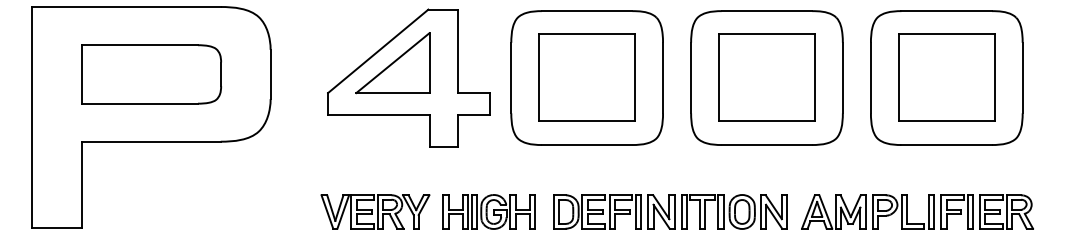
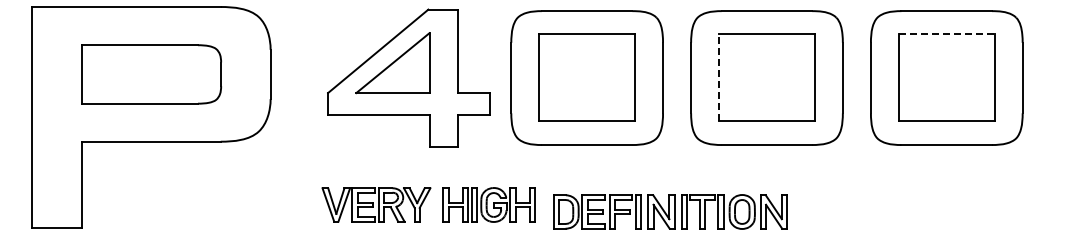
line: solid -> dashed (946, 33)
line: solid -> dashed (719, 76)
part position: (375, 211) -> (376, 204) (376, 204)
part position: (488, 211) -> (488, 204) (488, 204)
part: present -> none (907, 211)
